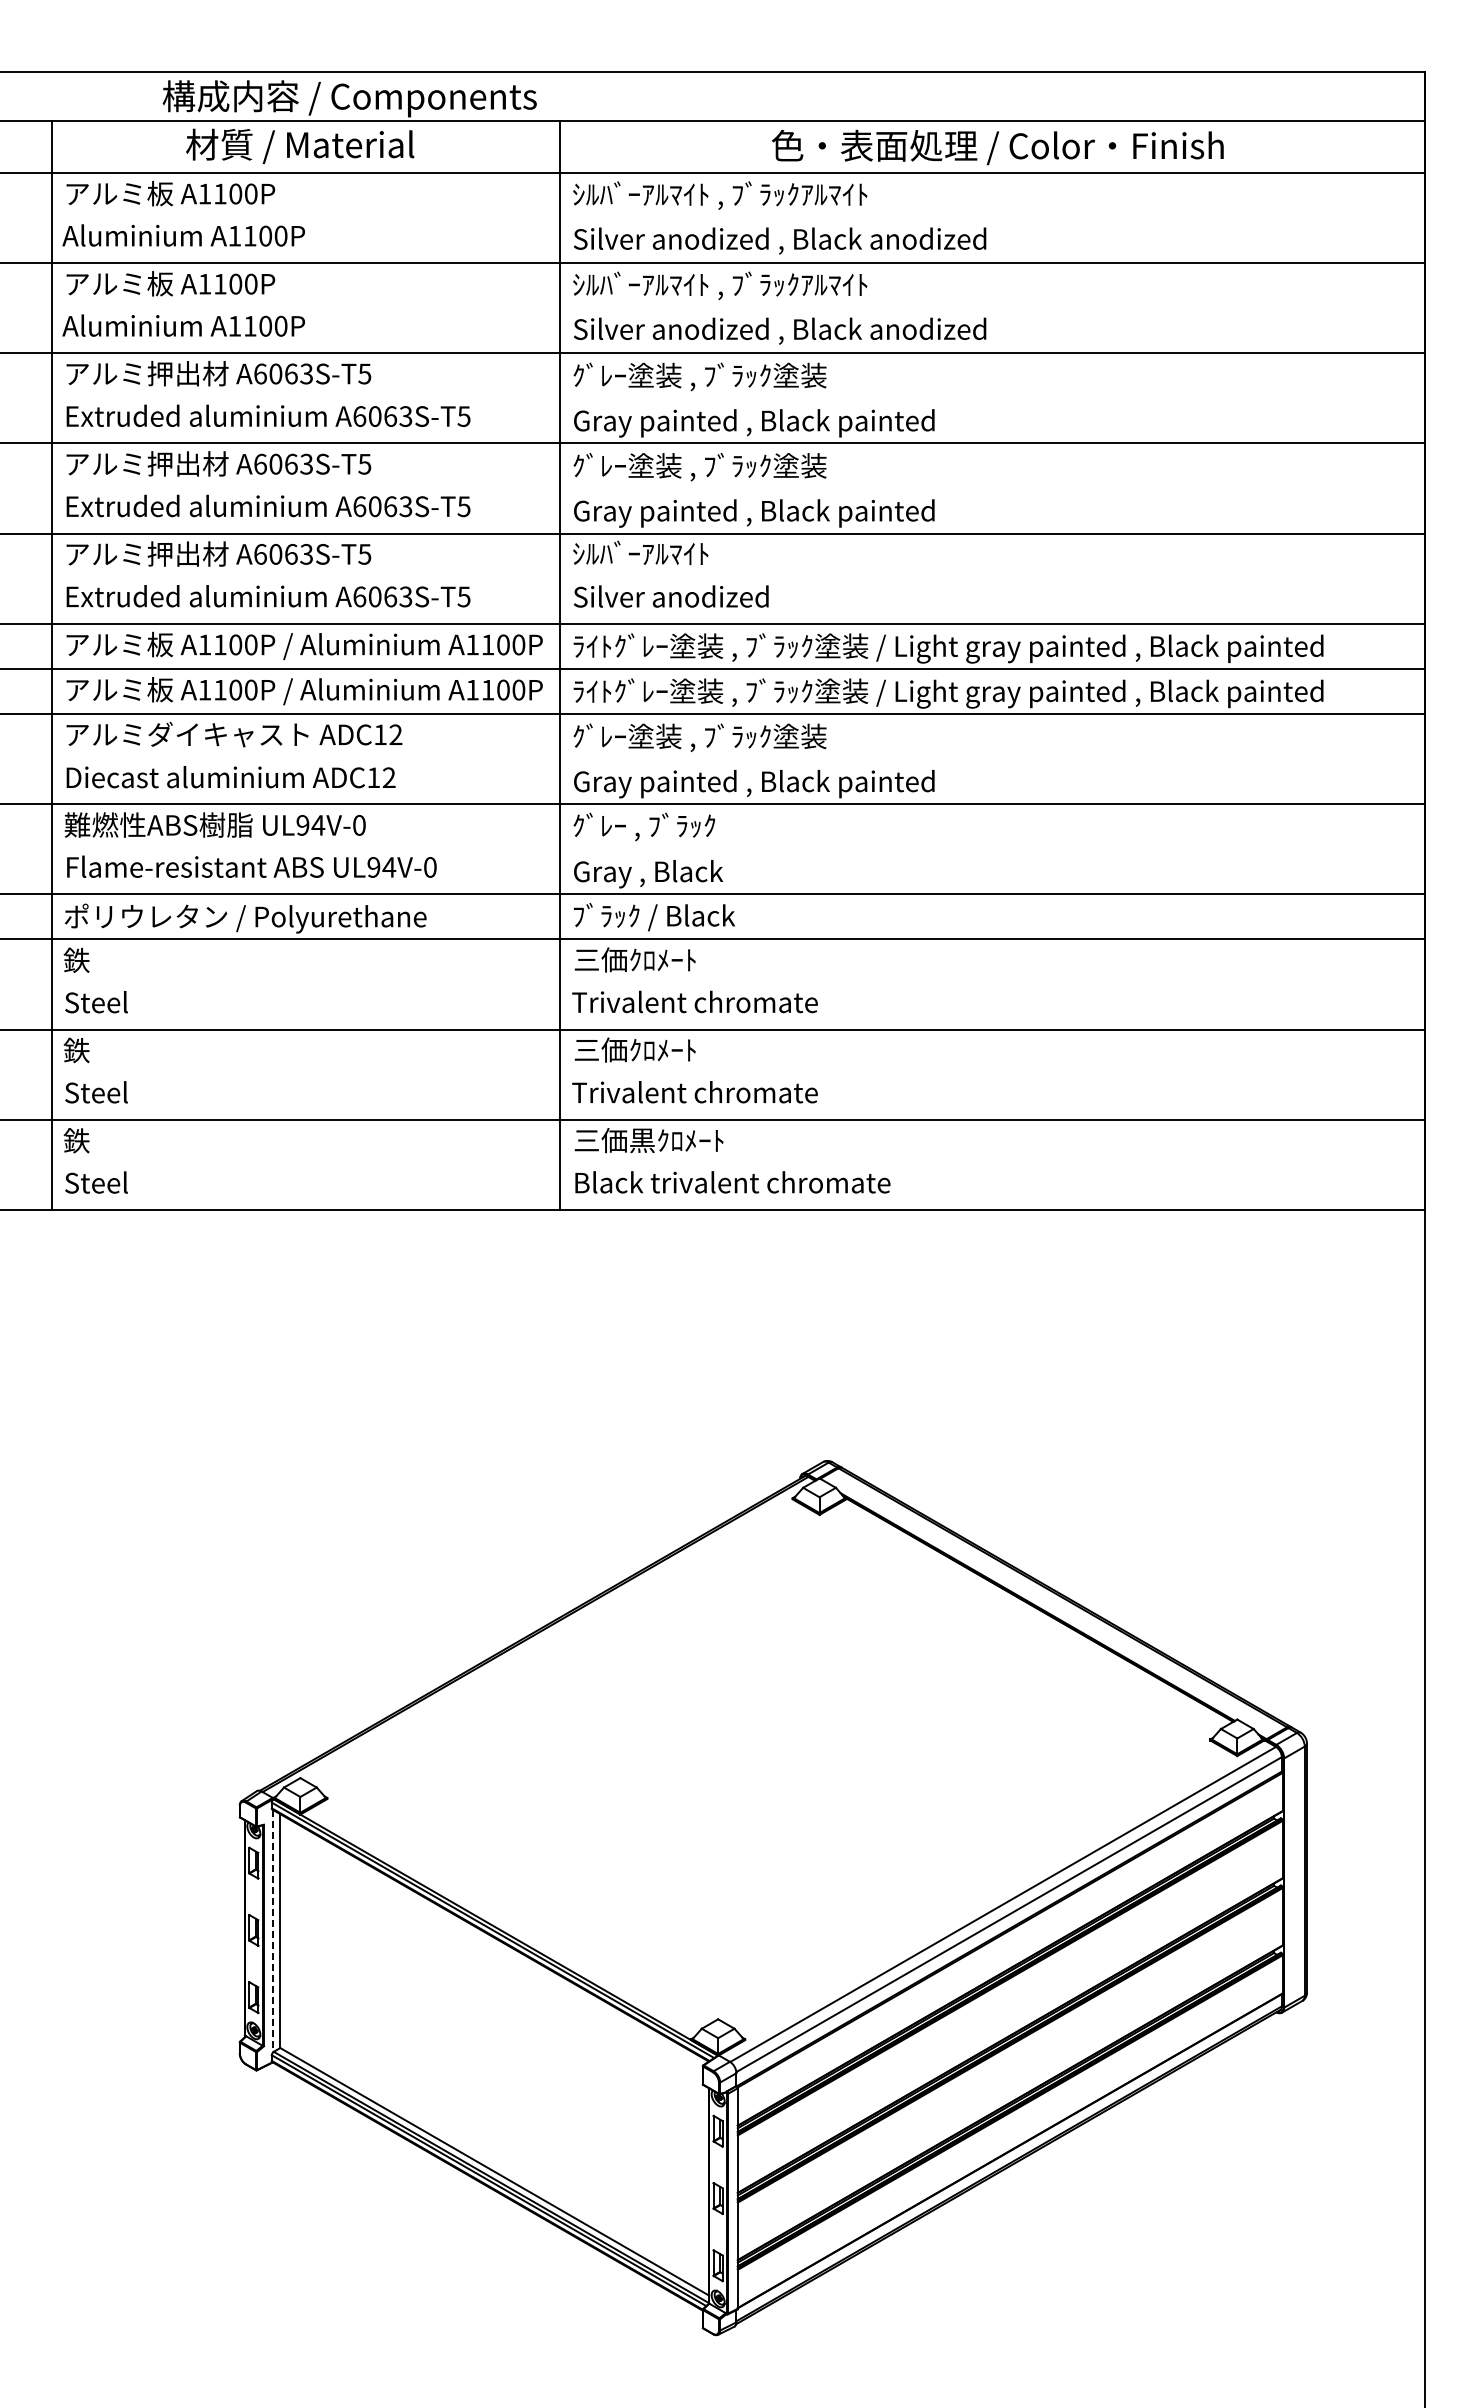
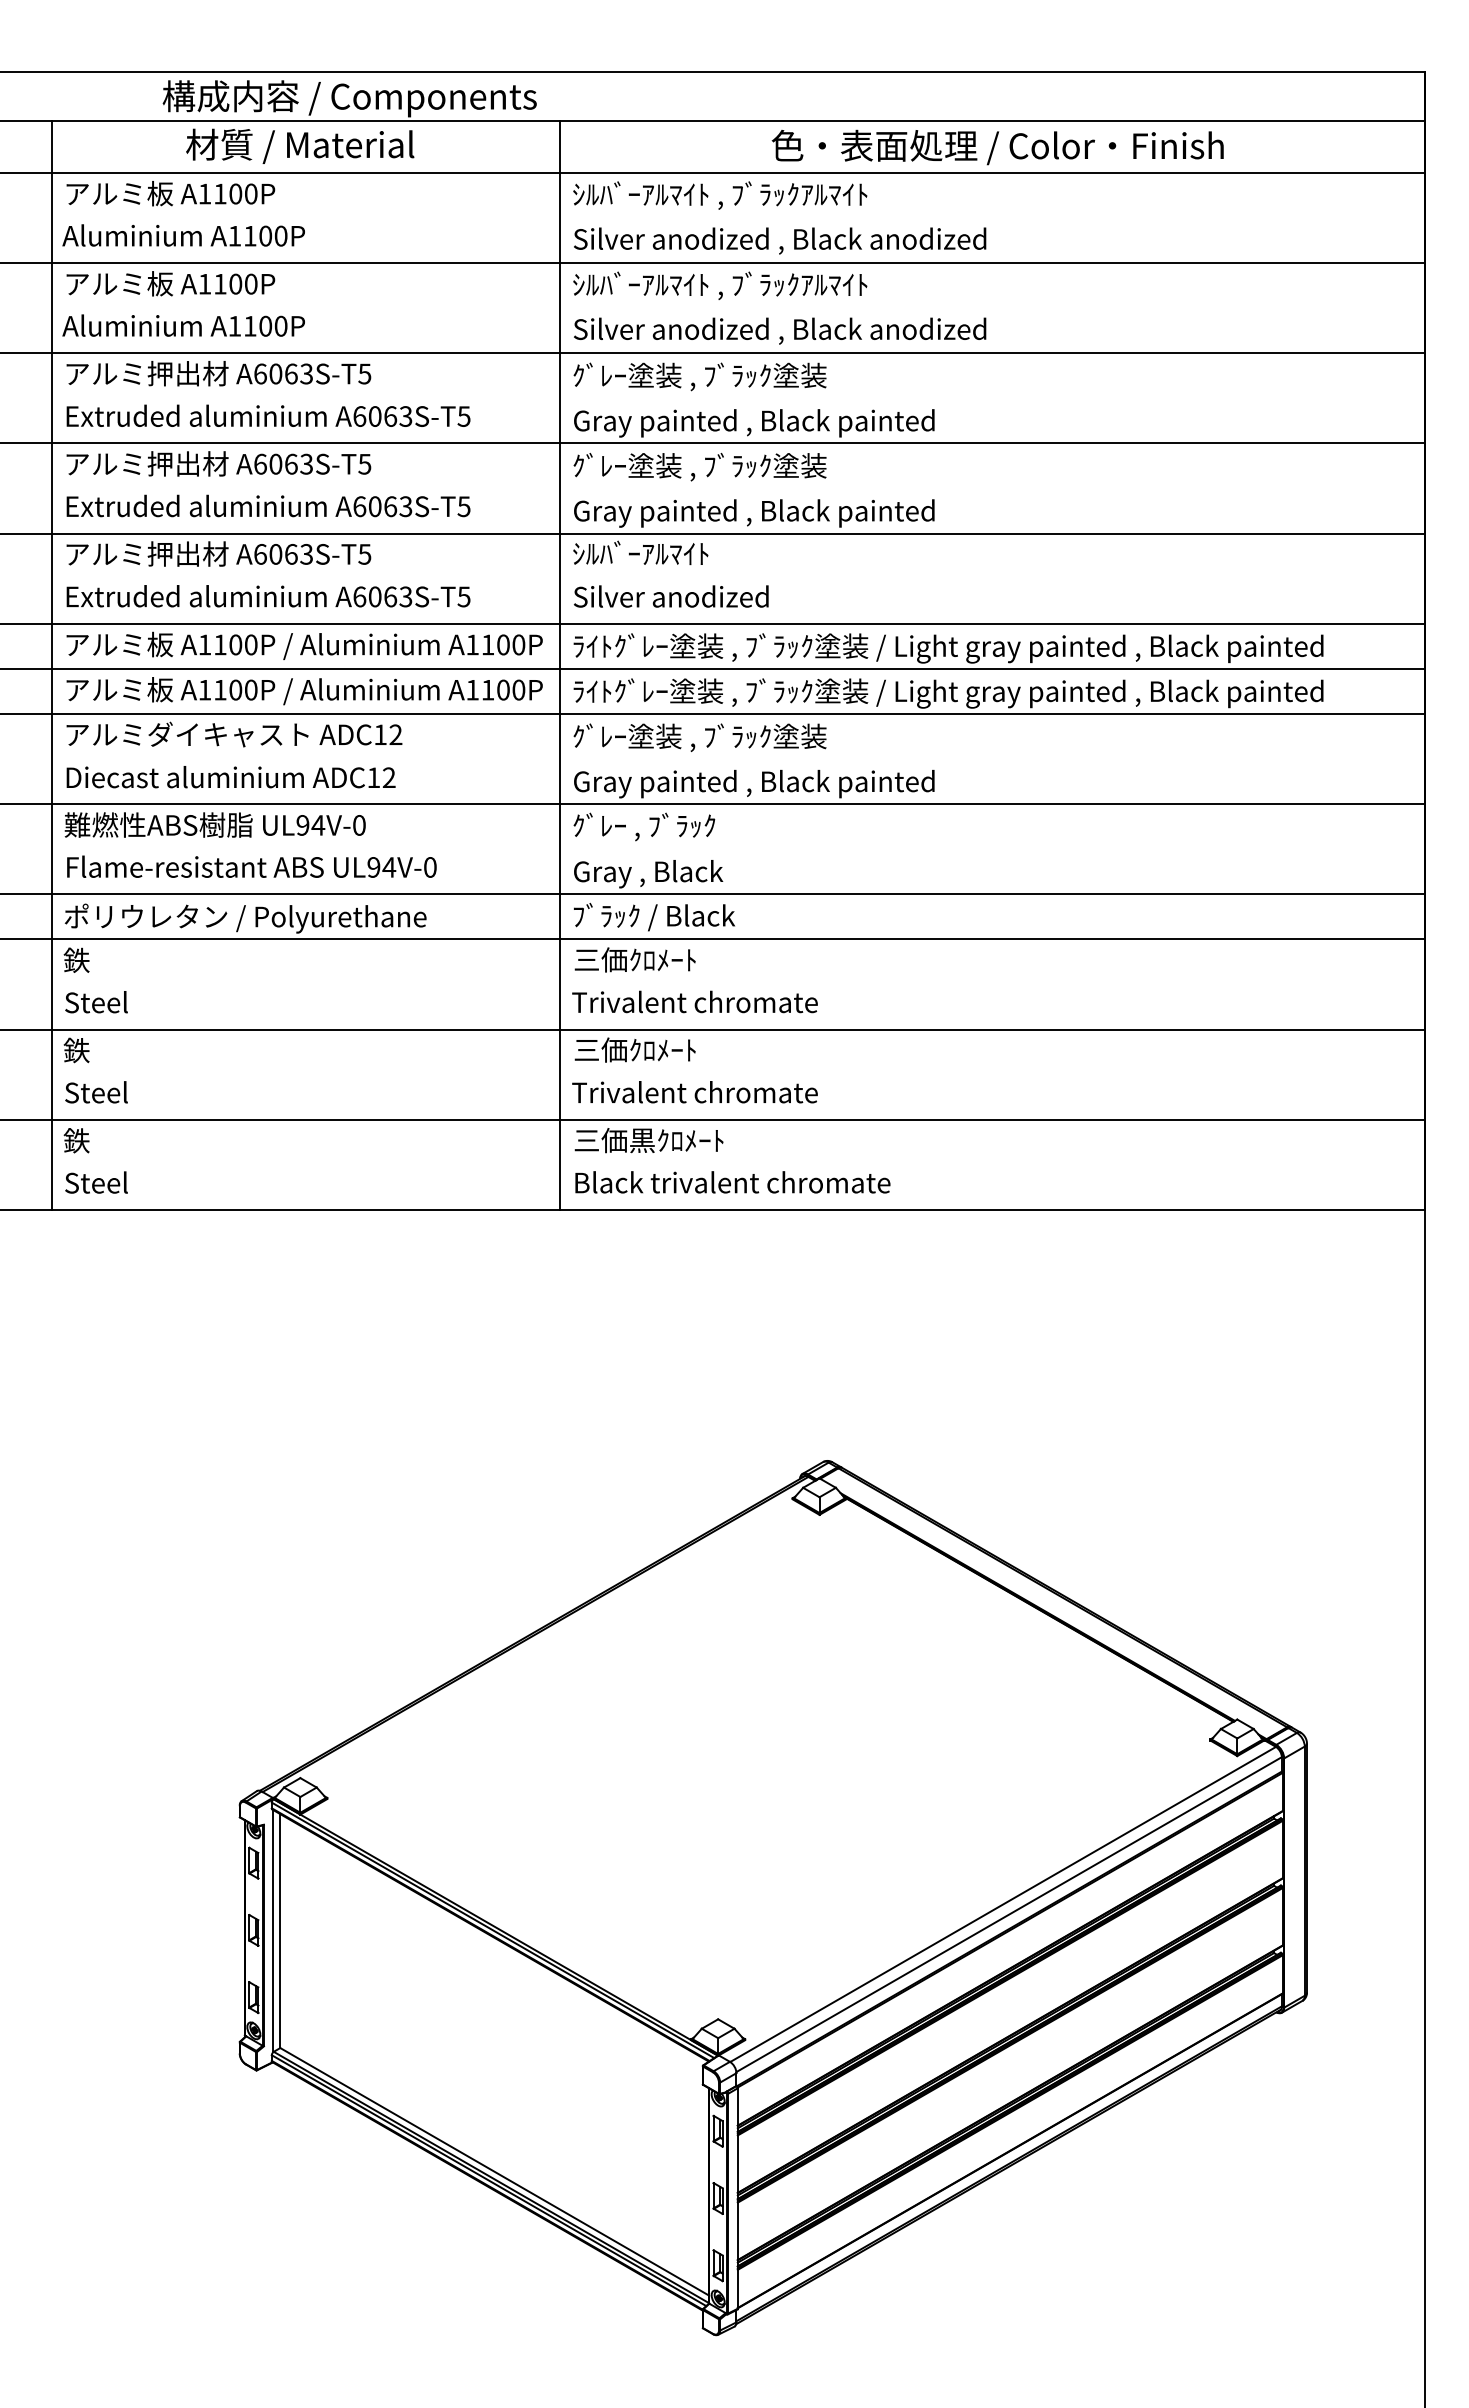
line: dashed -> solid (273, 1931)
